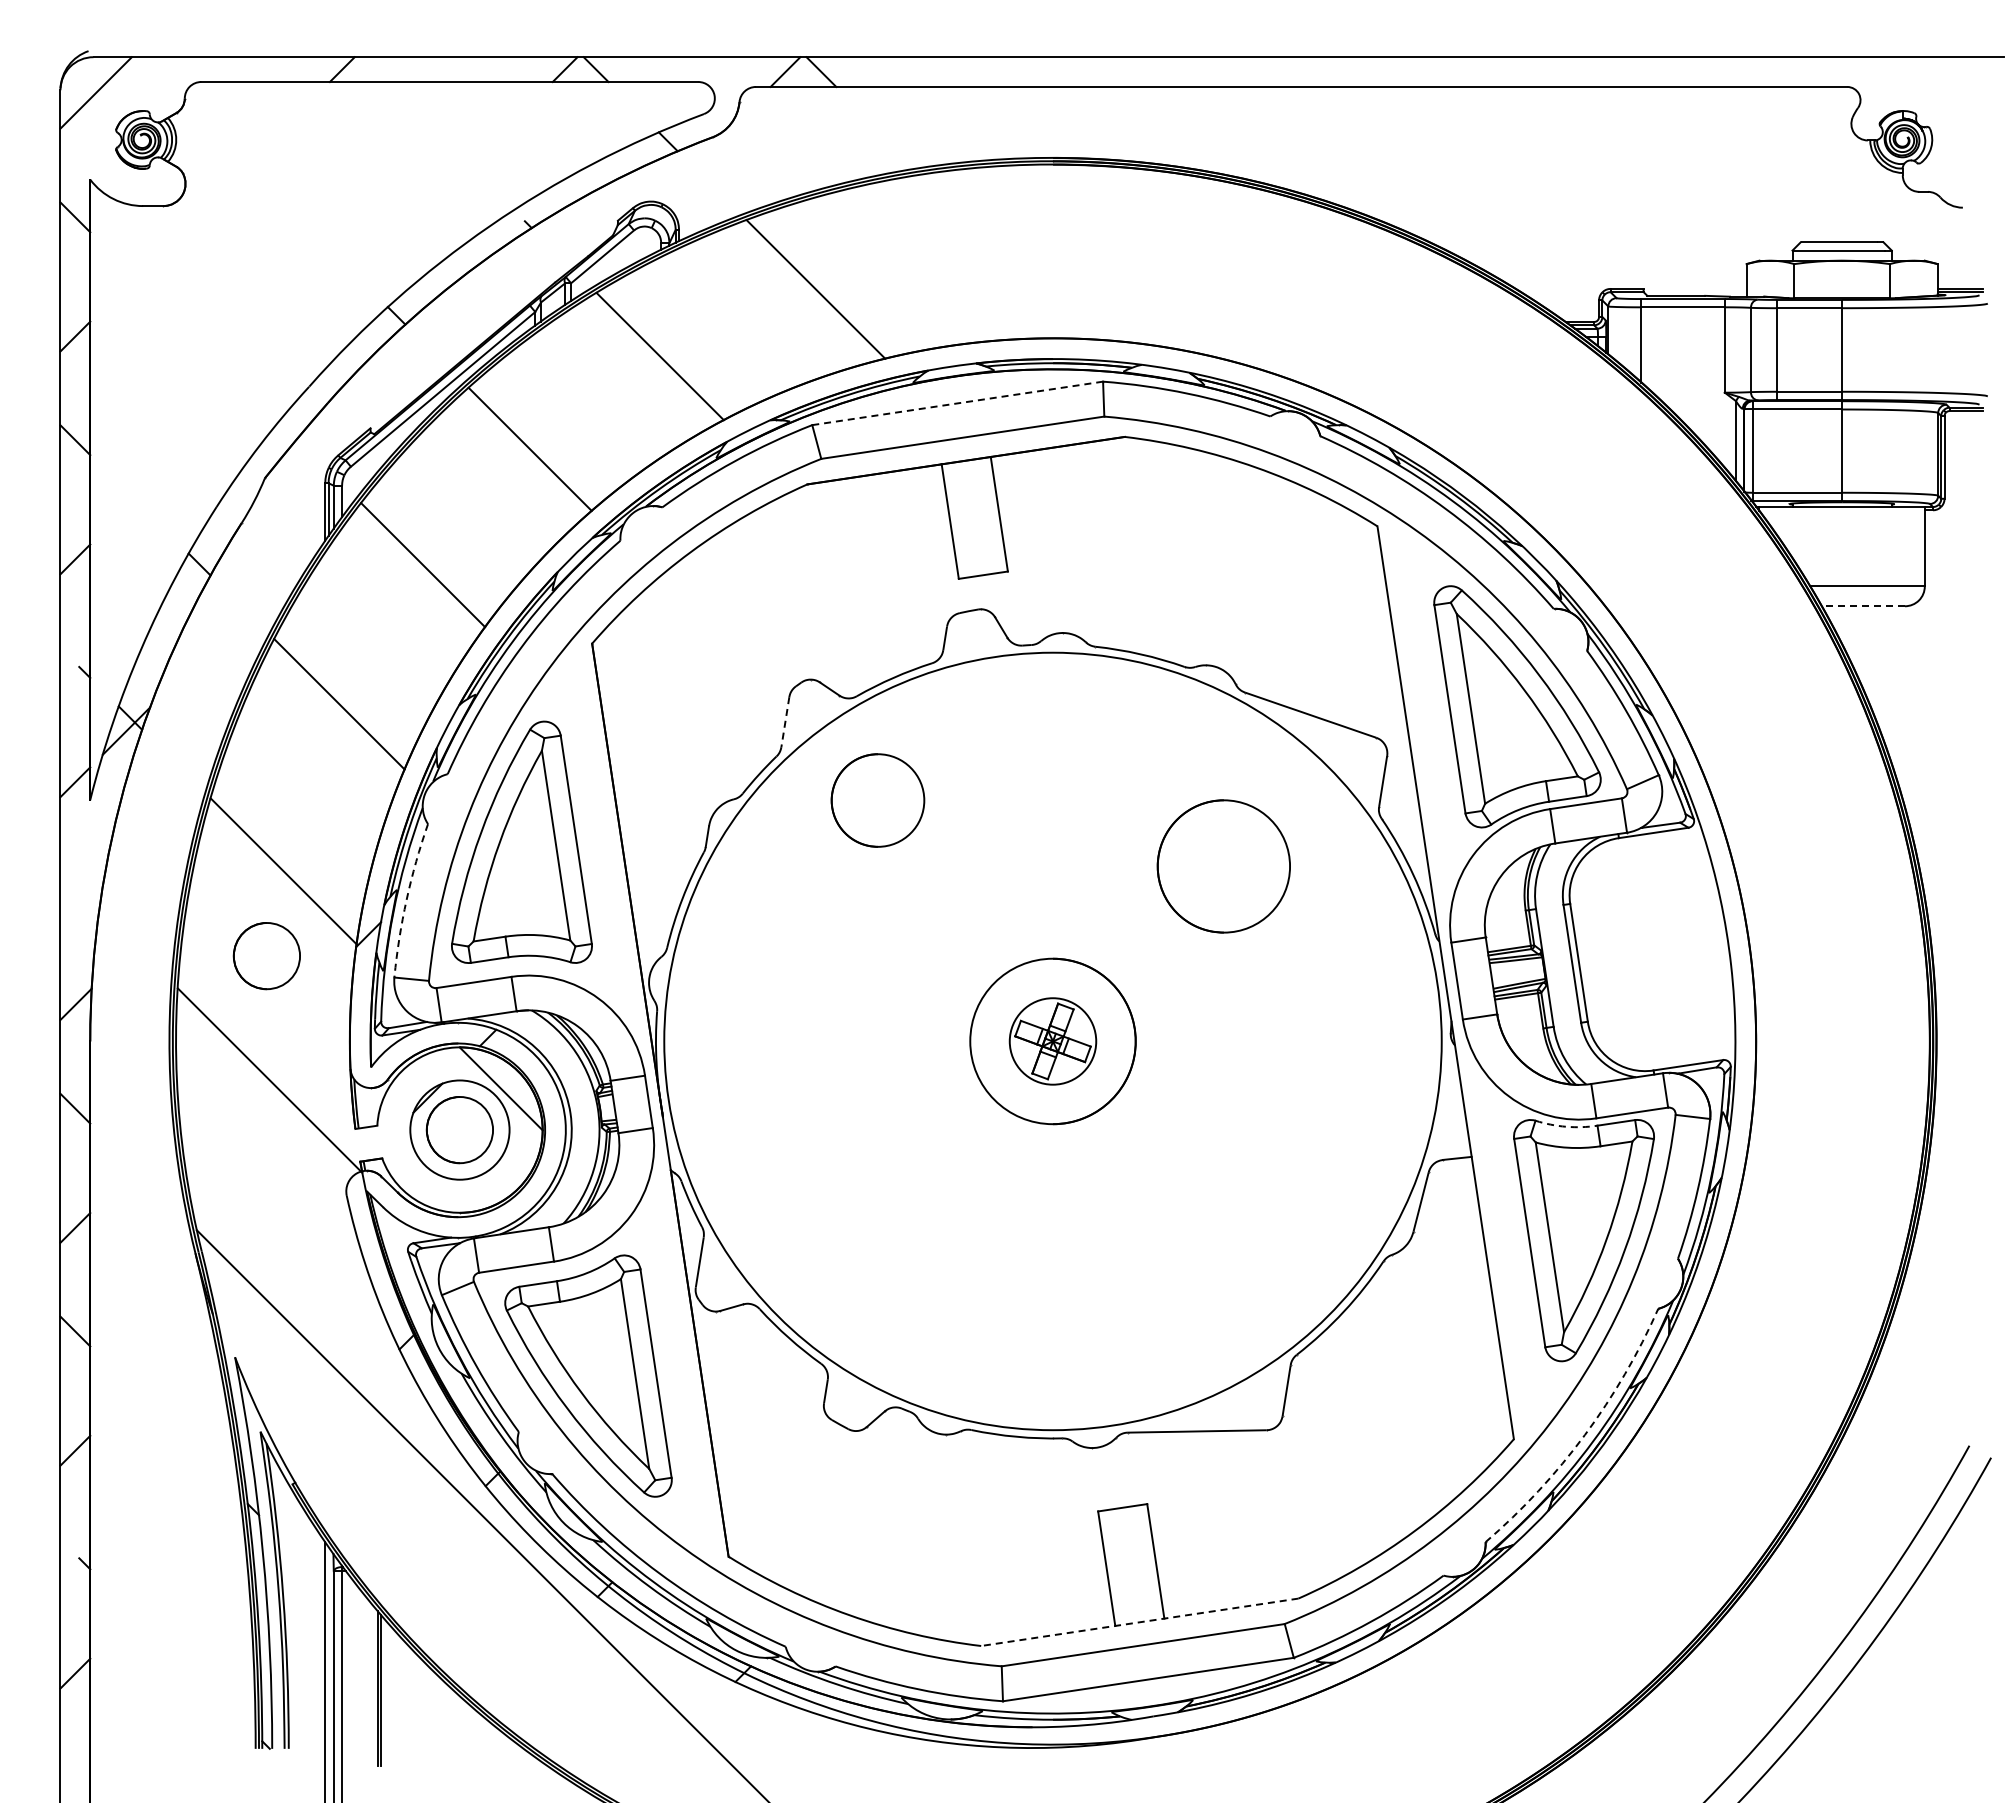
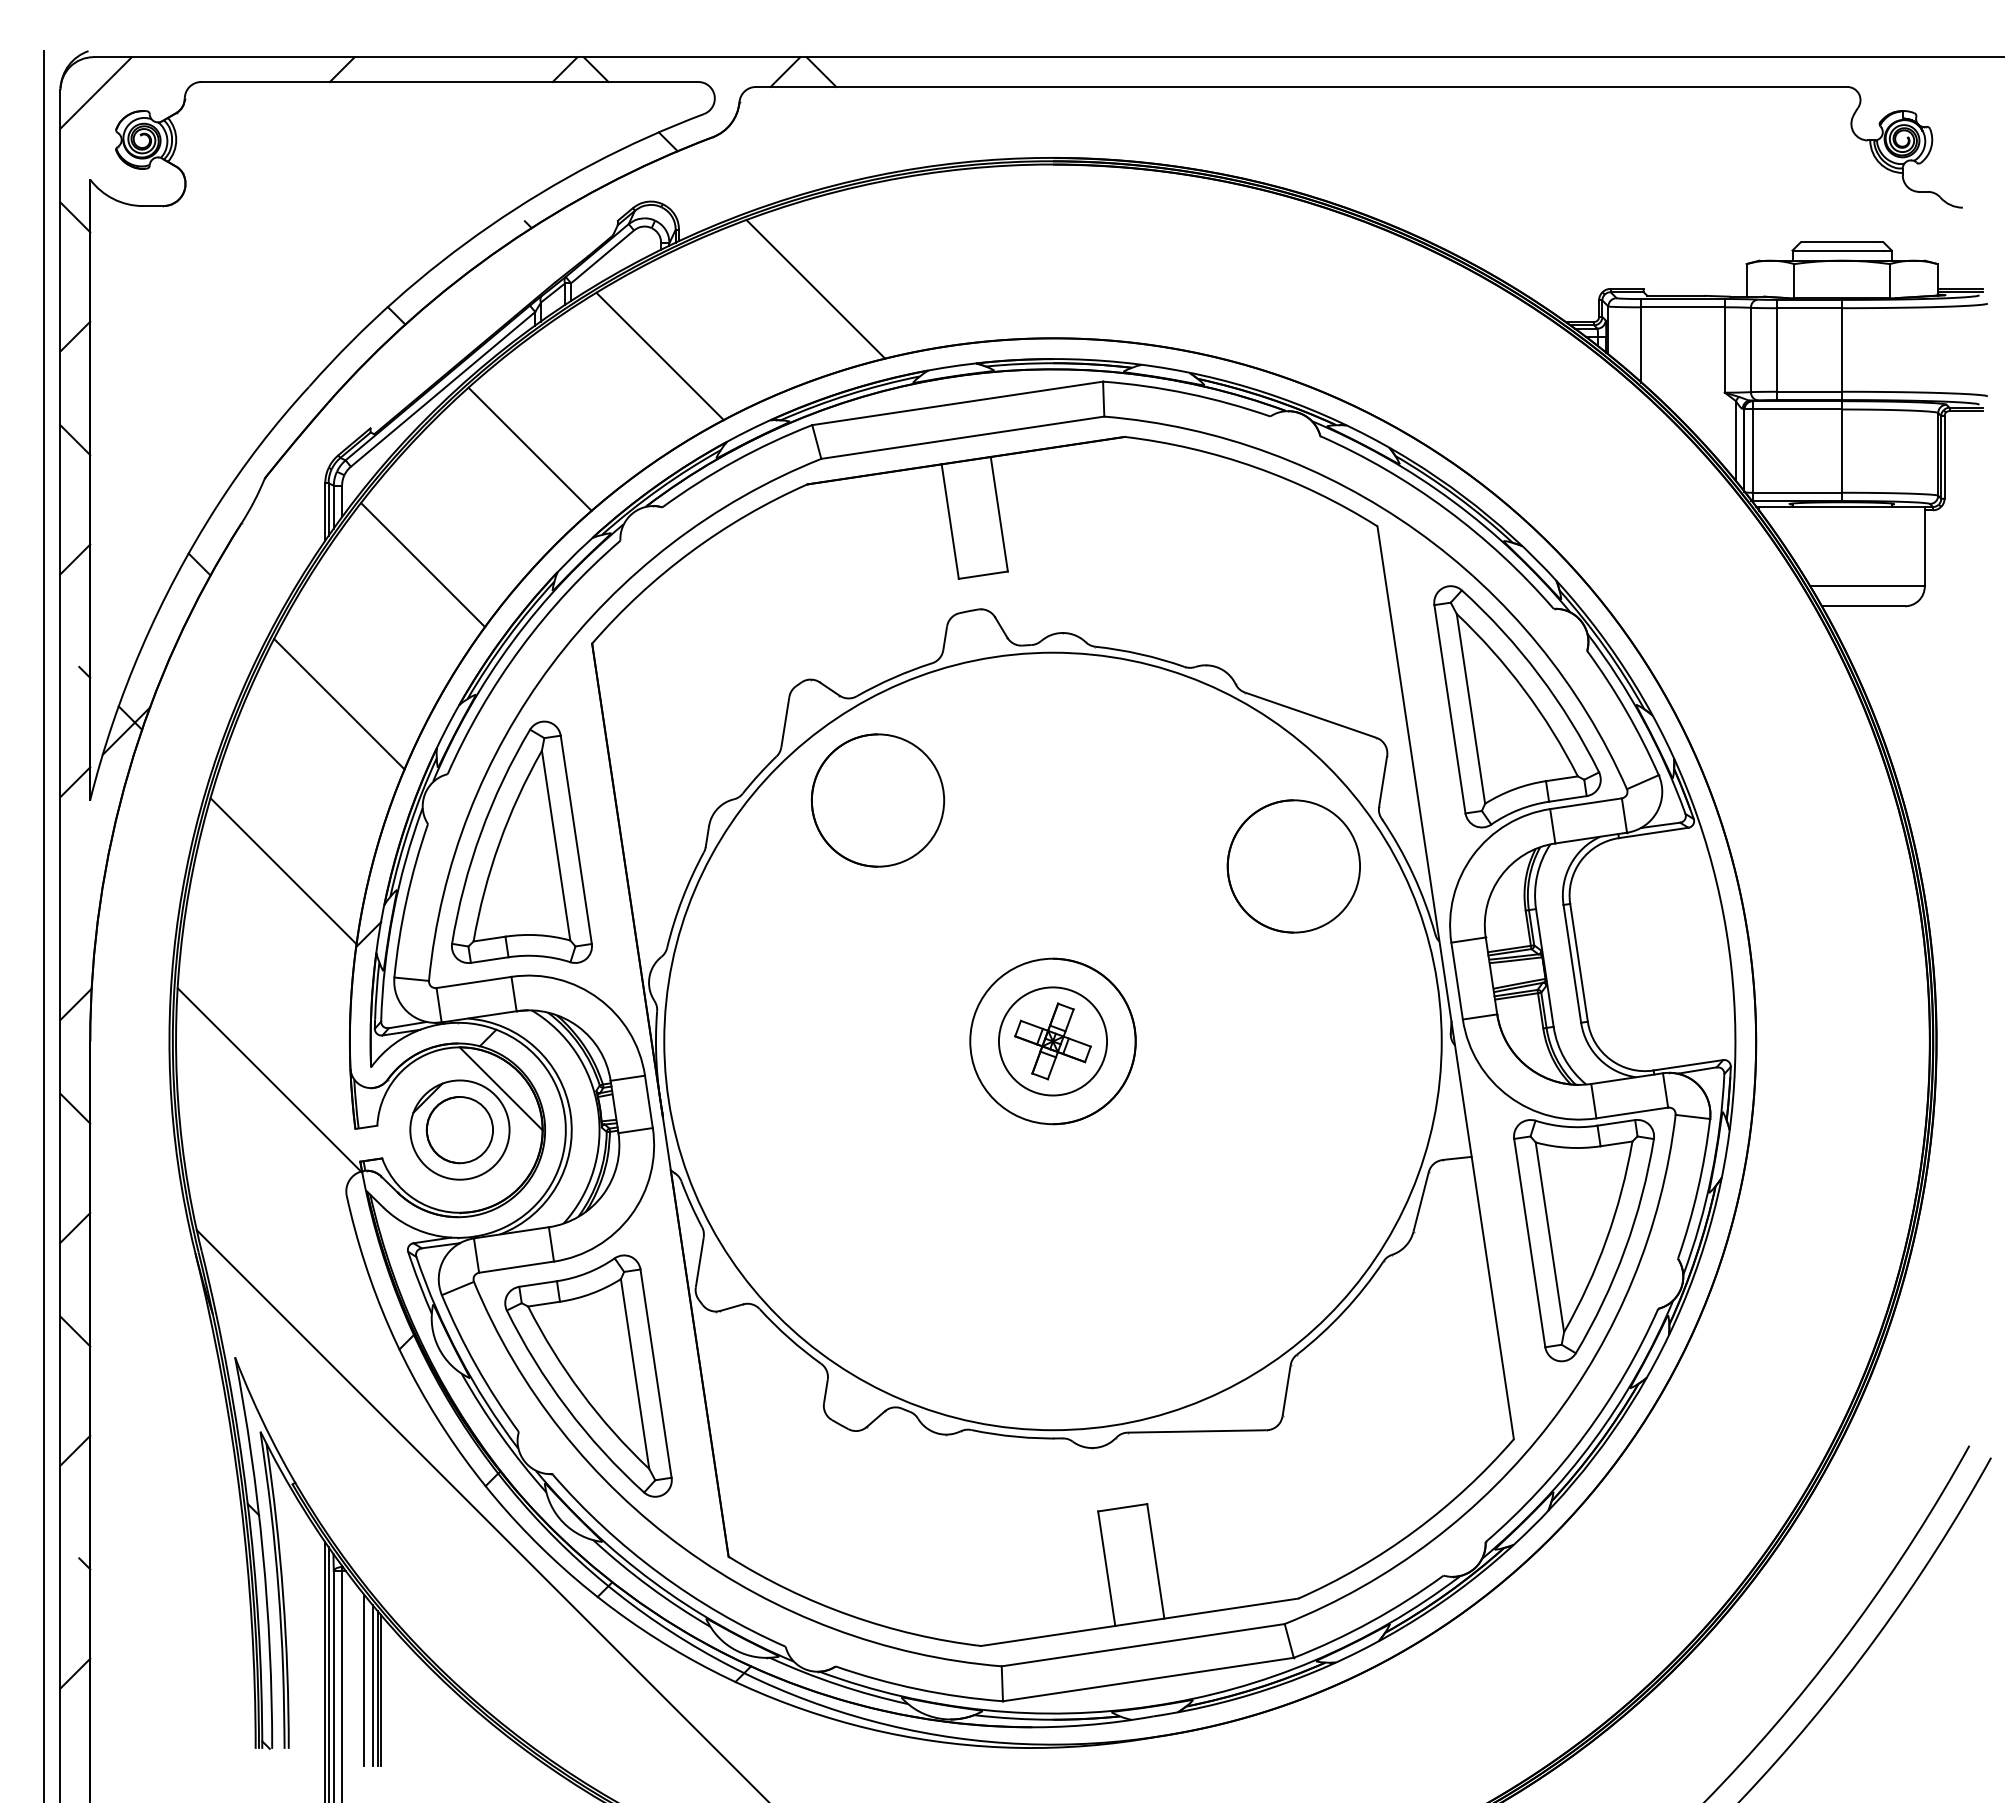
line: dashed -> solid (958, 403)
line: dashed -> solid (1863, 606)
line: dashed -> solid (785, 723)
part size: 96x95 px -> 136x135 px (877, 800)
circle position: (1223, 866) -> (1293, 866) (1293, 866)
arc: dashed -> solid (406, 899)
line: none -> present (43, 925)
circle: present -> none (266, 956)
circle diameter: 86 px -> 108 px (1052, 1041)
arc: dashed -> solid (1566, 1126)
arc: dashed -> solid (1584, 1435)
line: dashed -> solid (1139, 1622)
line: none -> present (328, 1672)
line: none -> present (364, 1680)
line: none -> present (372, 1685)
